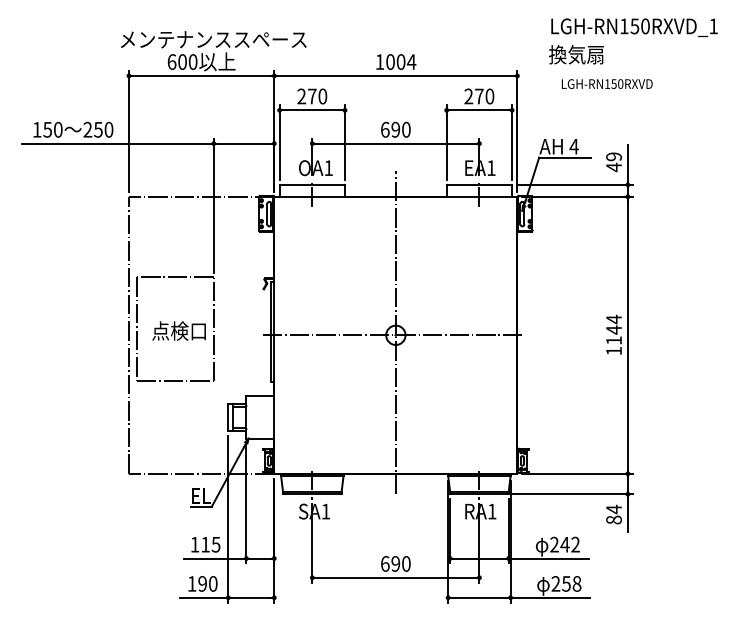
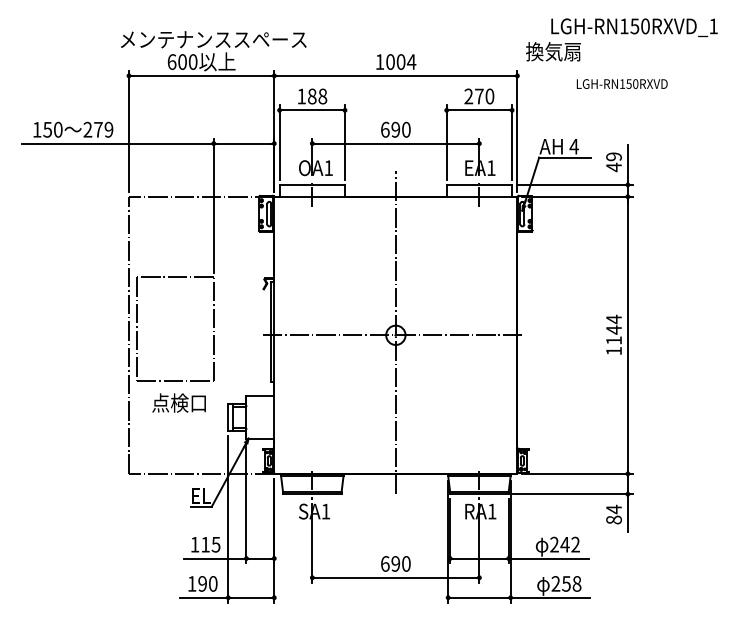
text position: (576, 54) -> (553, 51) (553, 51)
text position: (606, 83) -> (621, 83) (621, 83)
text: 270 -> 188 (312, 96)
text: 250 -> 279 (103, 129)
text position: (178, 330) -> (178, 402) (178, 402)
